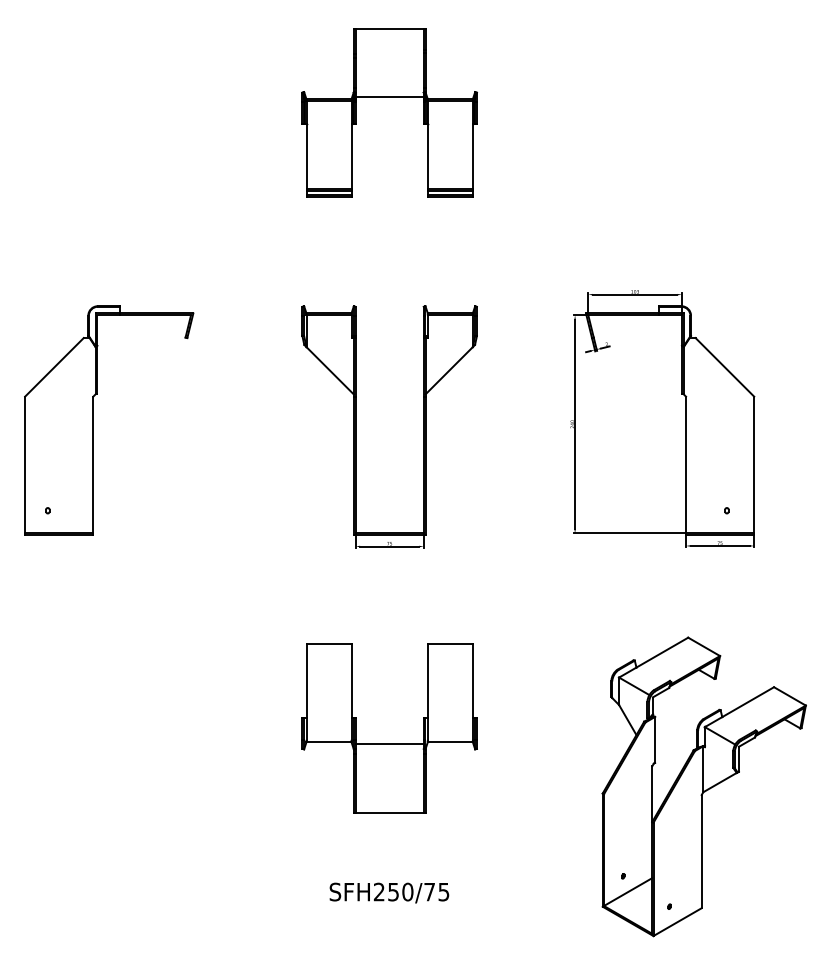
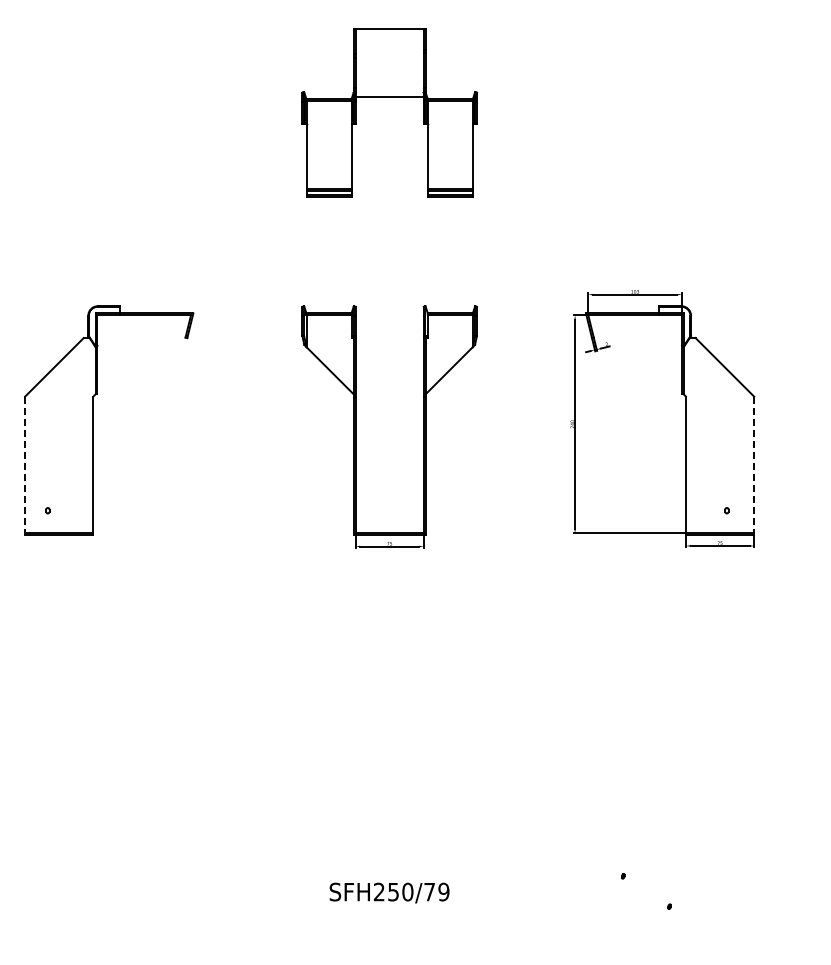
line: solid -> dashed (25, 466)
line: solid -> dashed (754, 466)
part: present -> none (389, 743)
part: present -> none (703, 786)
text: SFH250/75 -> SFH250/79 (443, 891)
